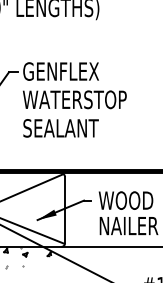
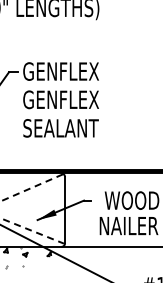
text: WATERSTOP -> GENFLEX (74, 99)
line: solid -> dashed (31, 188)
text position: (125, 200) -> (131, 200) (131, 200)
line: solid -> dashed (32, 231)
